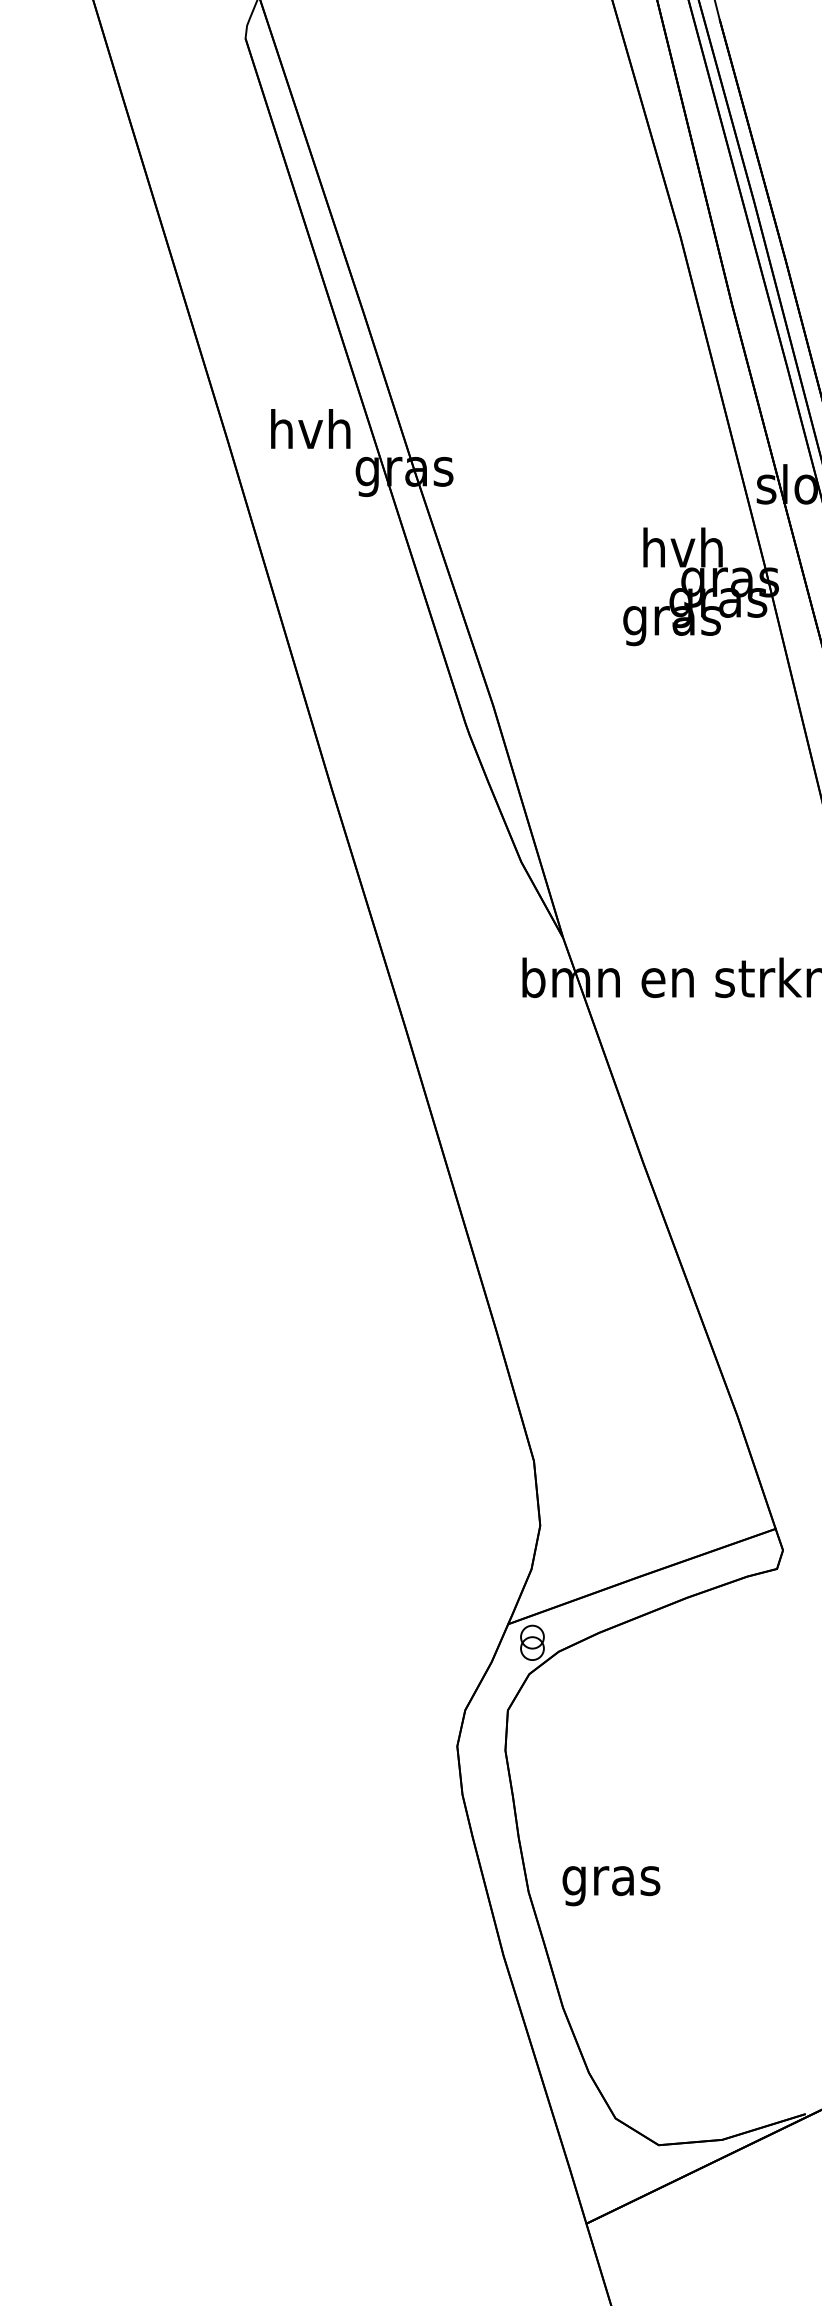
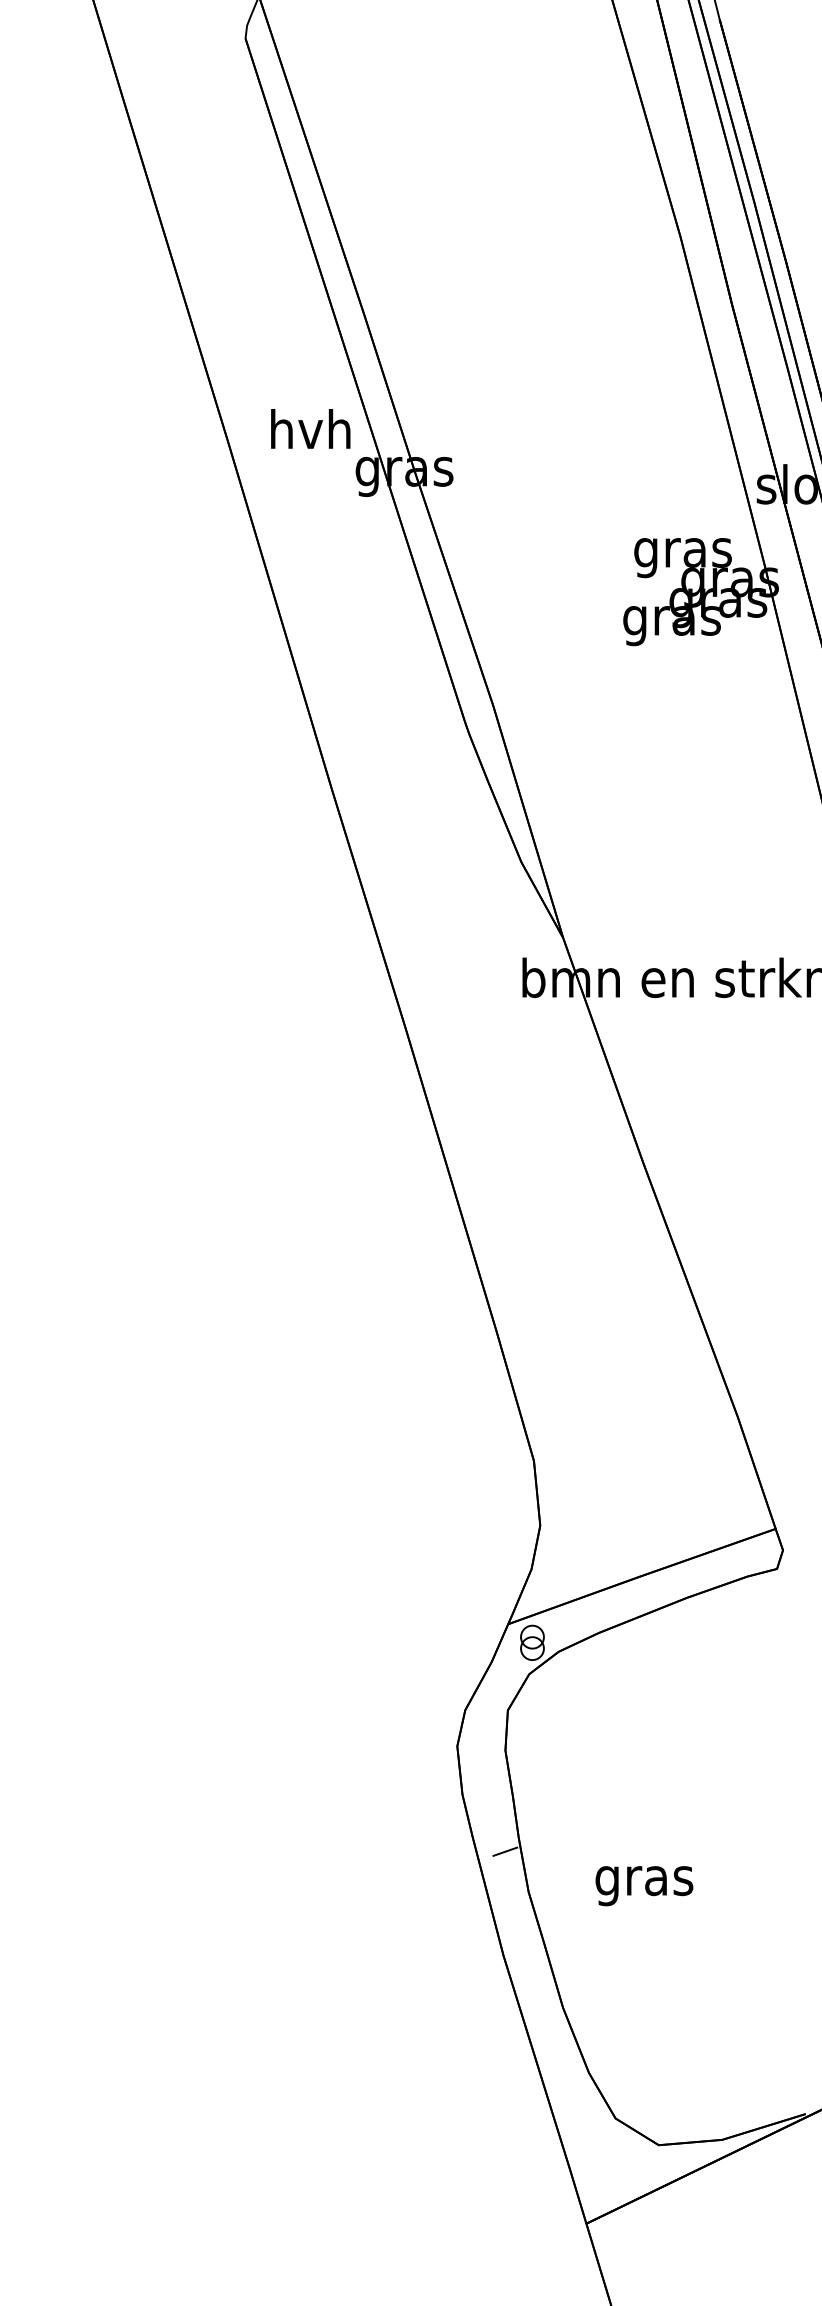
text: hvh -> gras (682, 552)
line: none -> present (505, 1851)
text position: (611, 1886) -> (644, 1886) (644, 1886)
